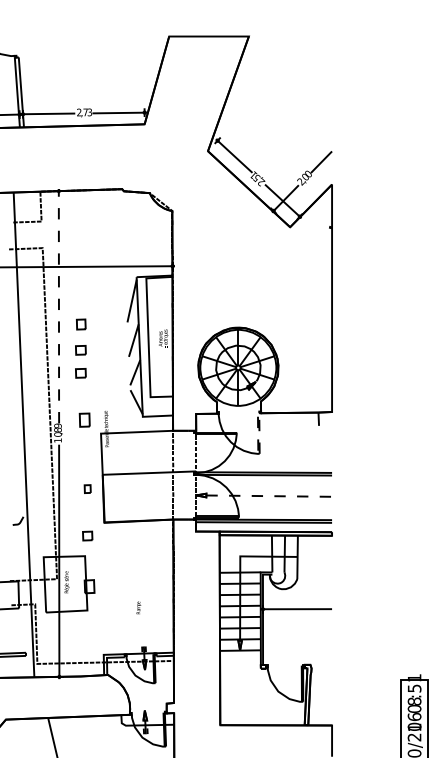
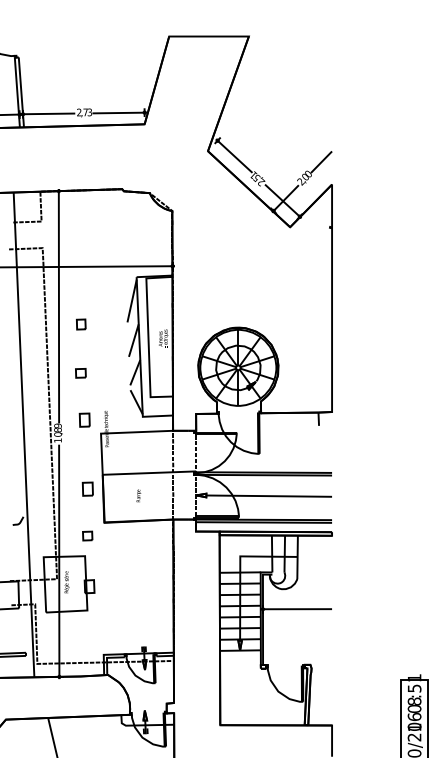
line: dashed -> solid (58, 307)
part: present -> none (80, 350)
line: dashed -> solid (258, 413)
part size: 9x10 px -> 13x16 px (87, 488)
line: dashed -> solid (269, 496)
text position: (138, 607) -> (138, 495) (138, 495)
